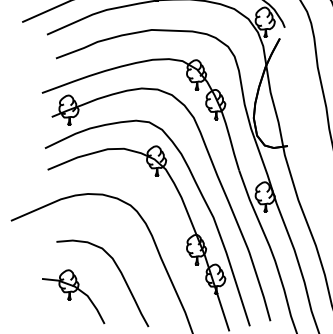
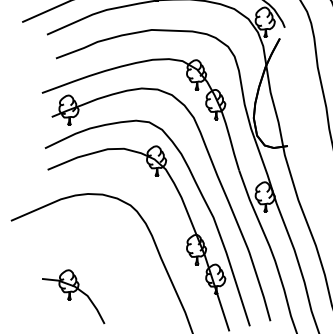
curve: present -> none (120, 273)
